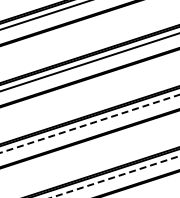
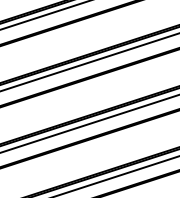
line: dashed -> solid (90, 123)
line: dashed -> solid (115, 176)
